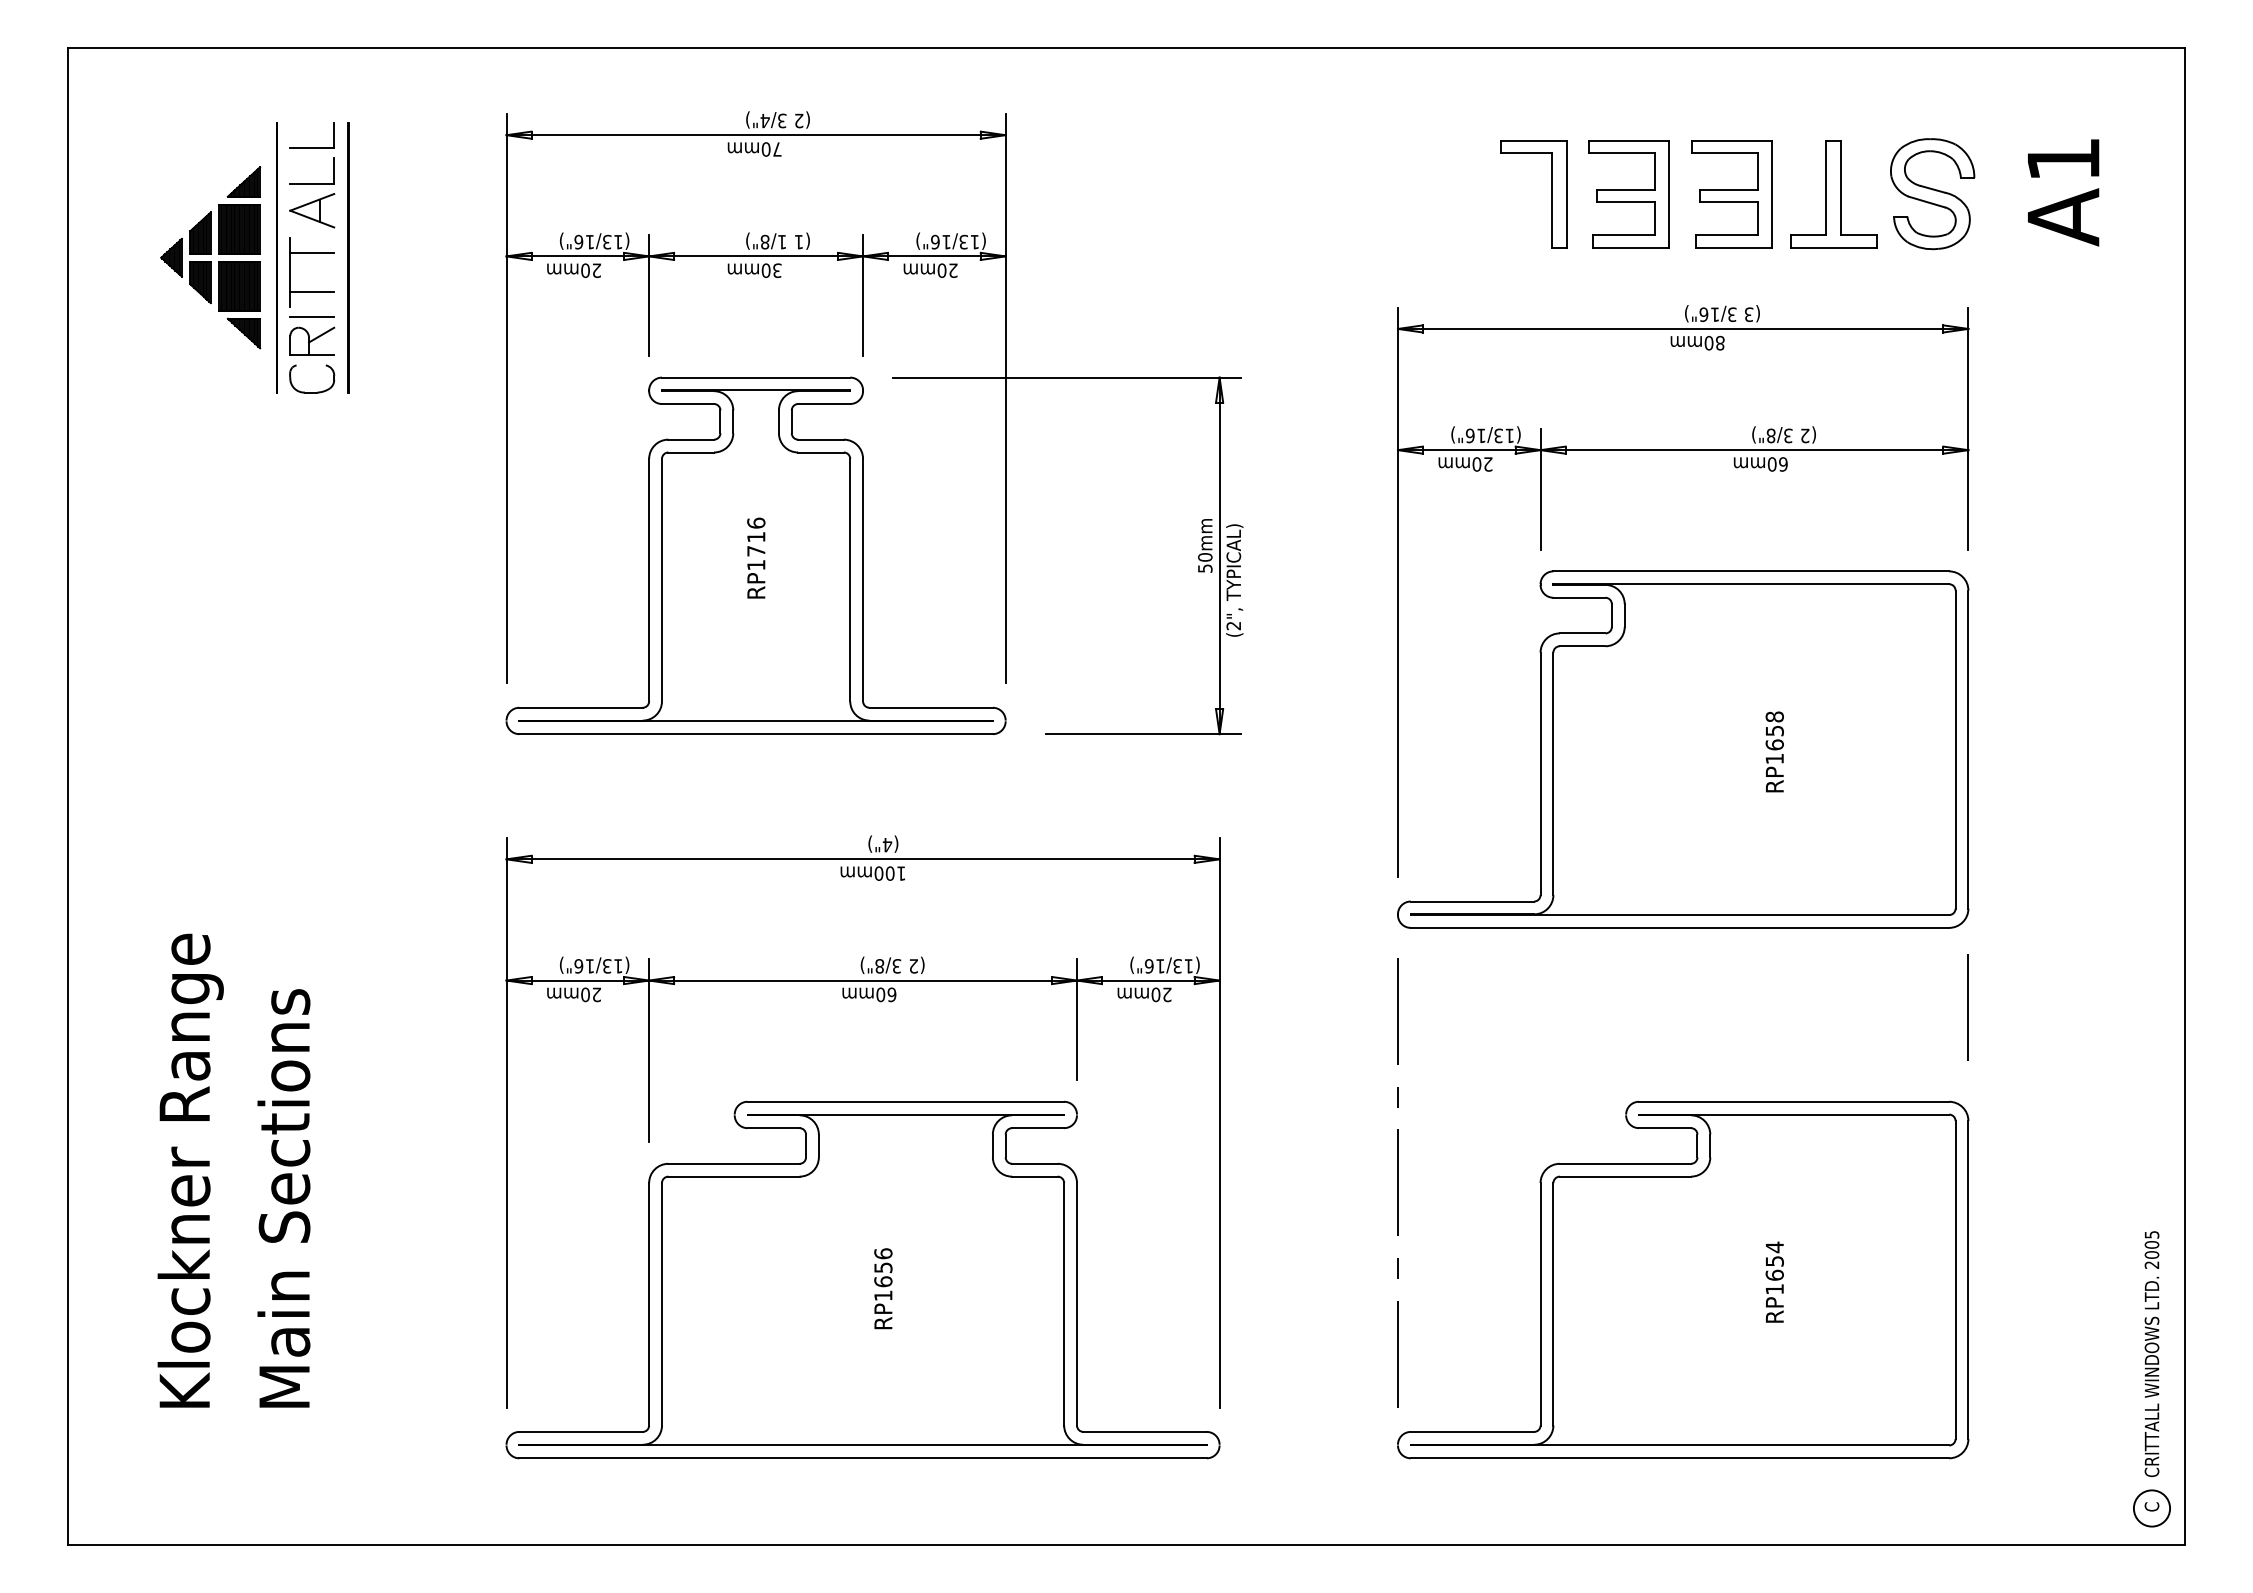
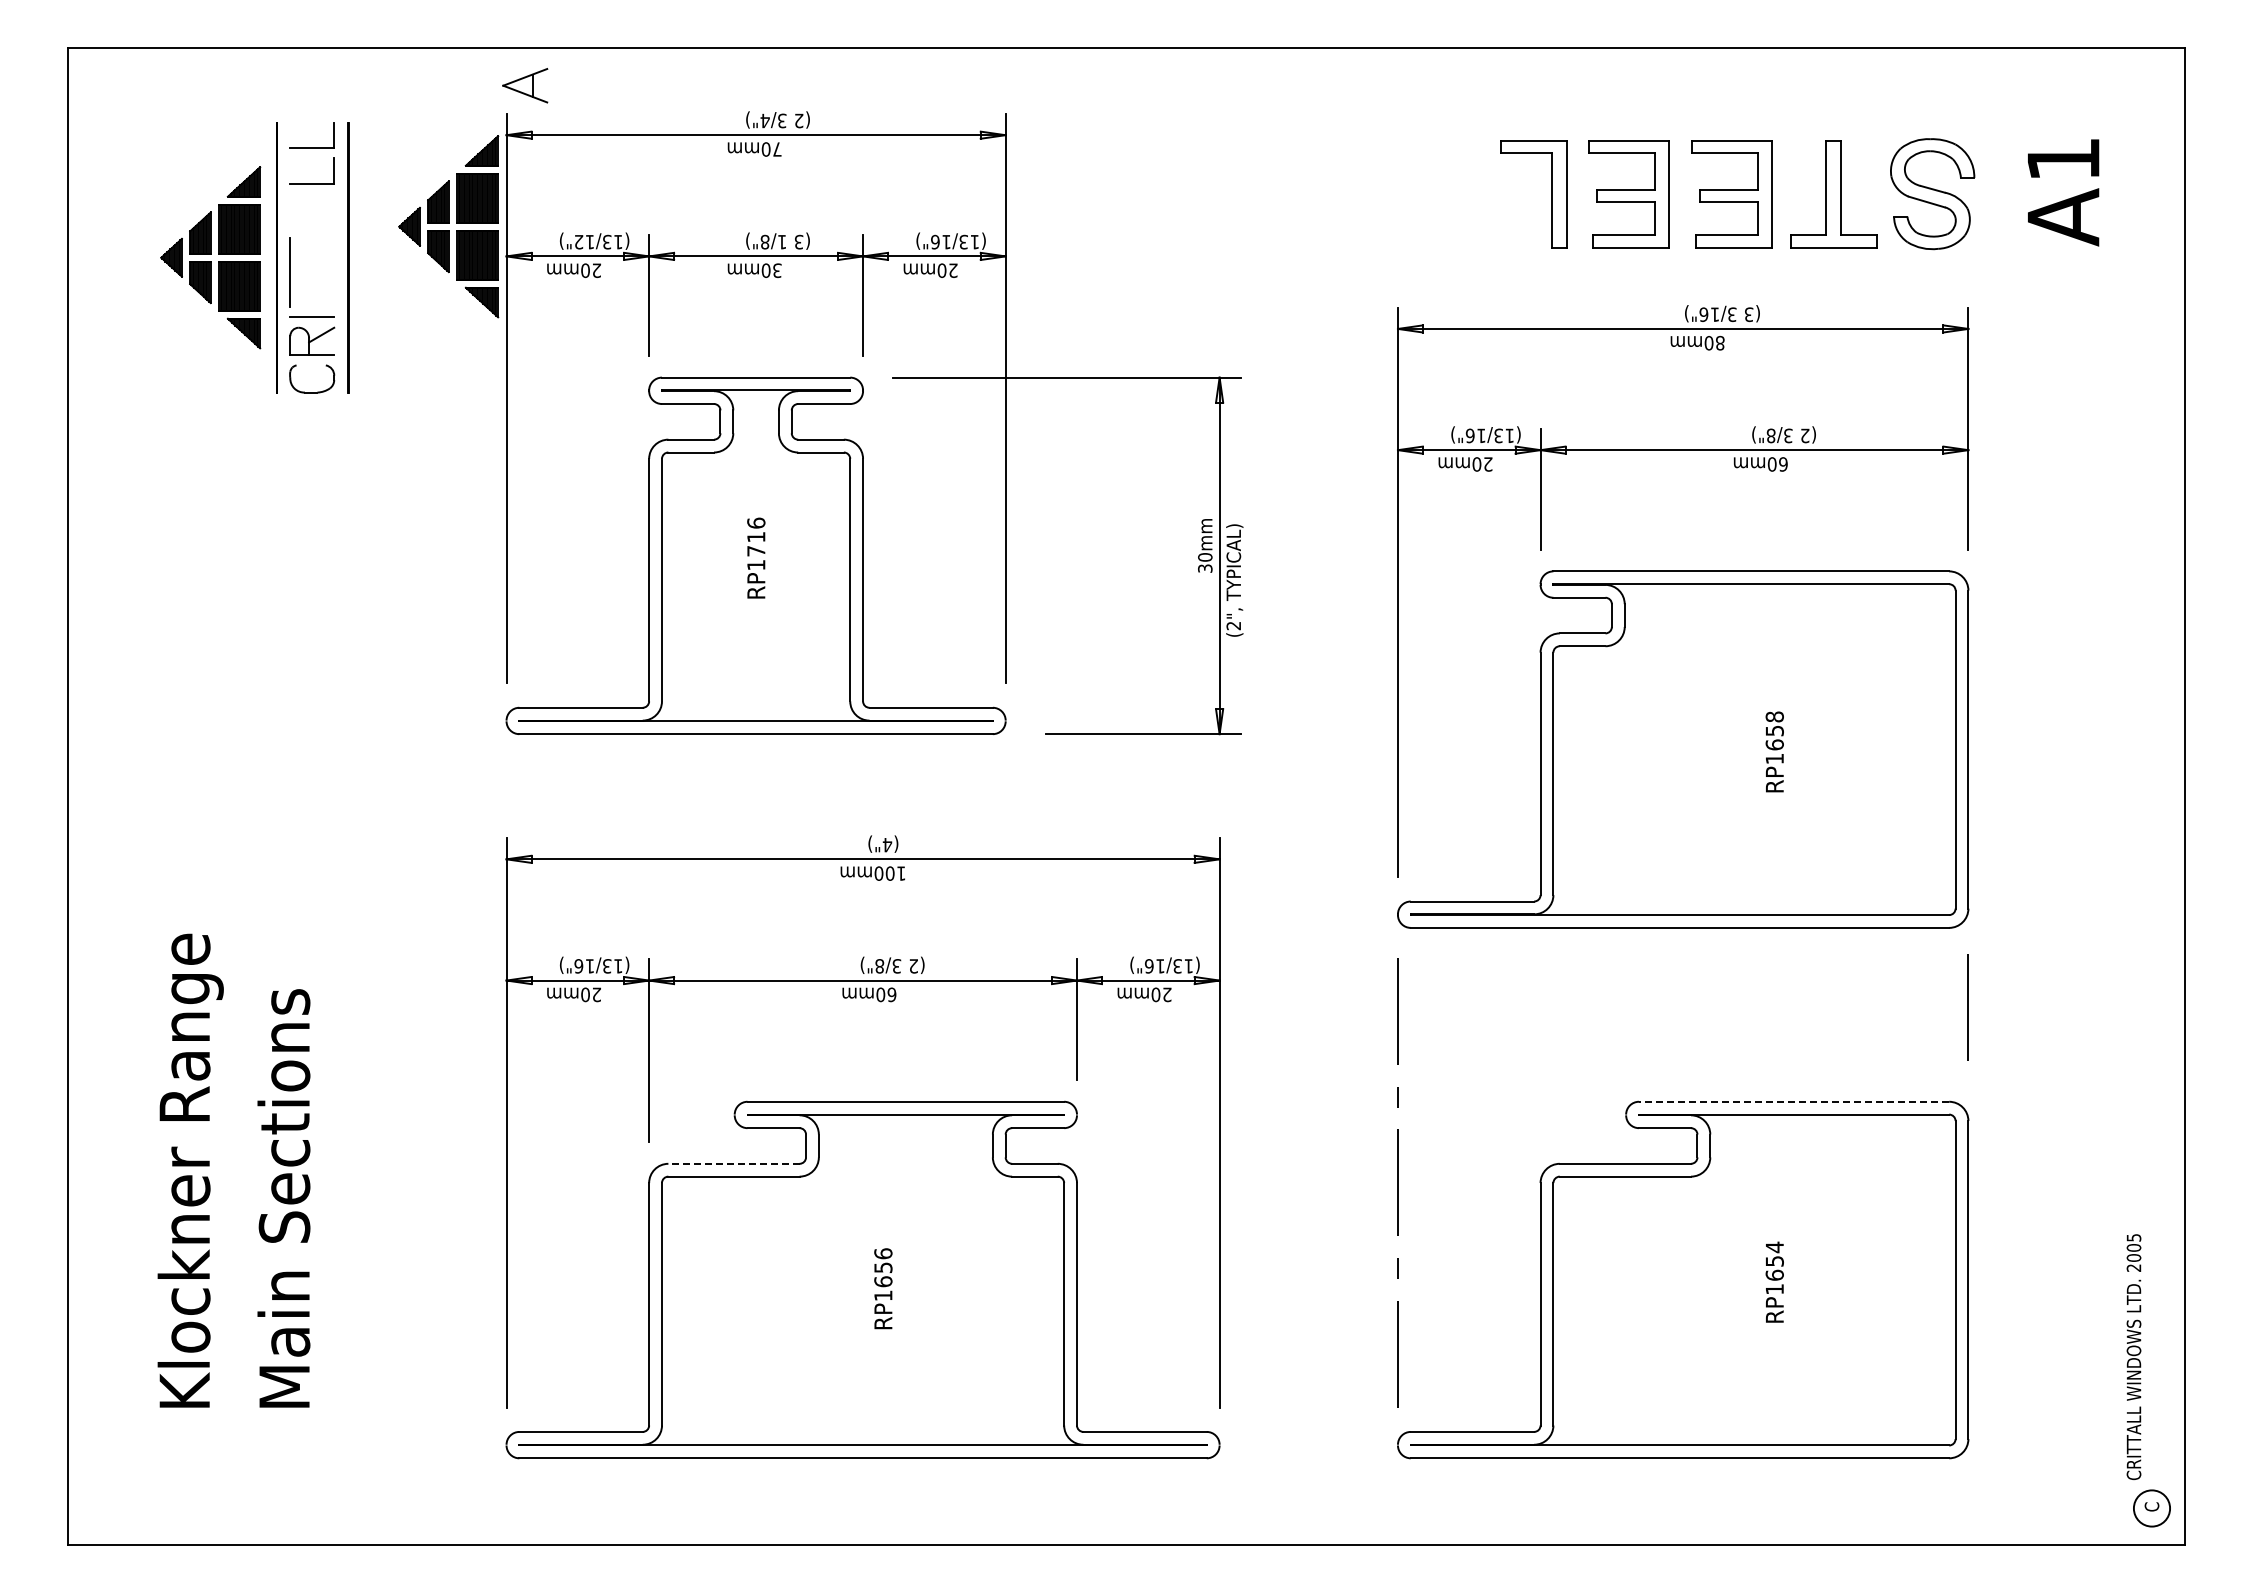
part position: (312, 210) -> (525, 85) (525, 85)
part: none -> present (448, 226)
text: (13/16") -> (13/12") (578, 241)
text: (1 -> (3 (799, 241)
line: present -> none (312, 252)
line: present -> none (312, 292)
text: 50mm -> 30mm (1204, 568)
line: solid -> dashed (1793, 1101)
line: solid -> dashed (734, 1163)
text position: (2151, 1354) -> (2133, 1357) (2133, 1357)
